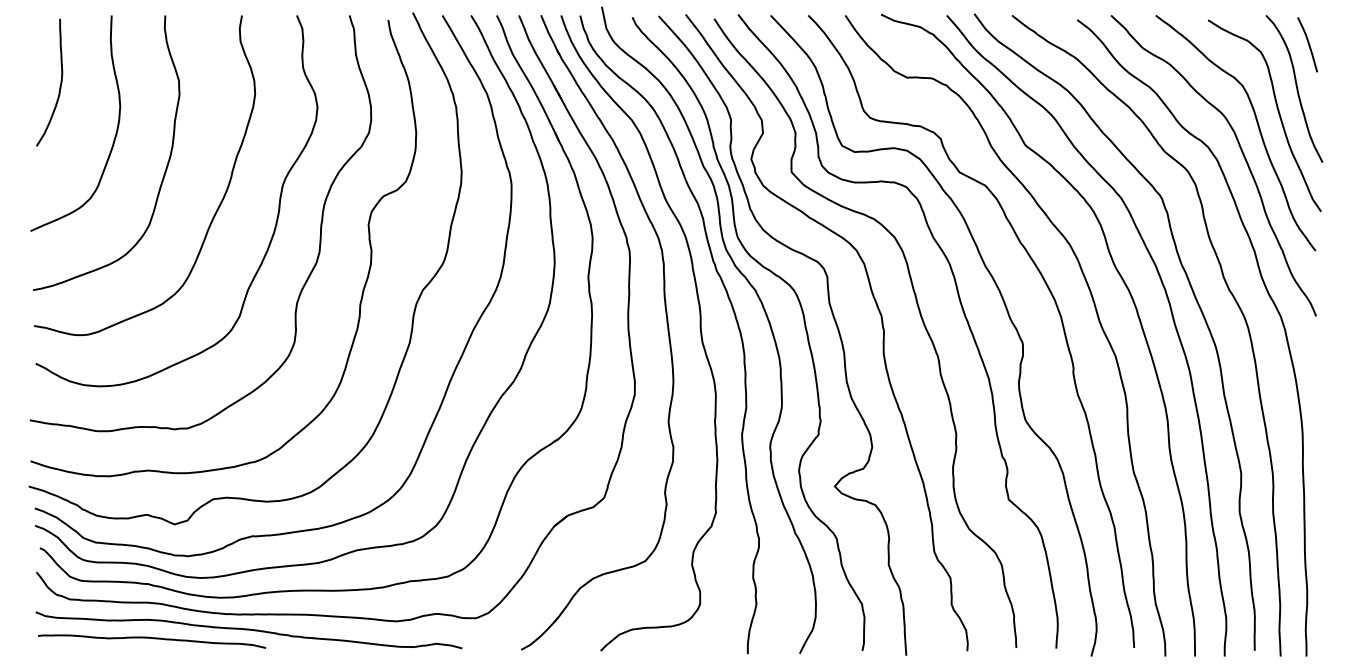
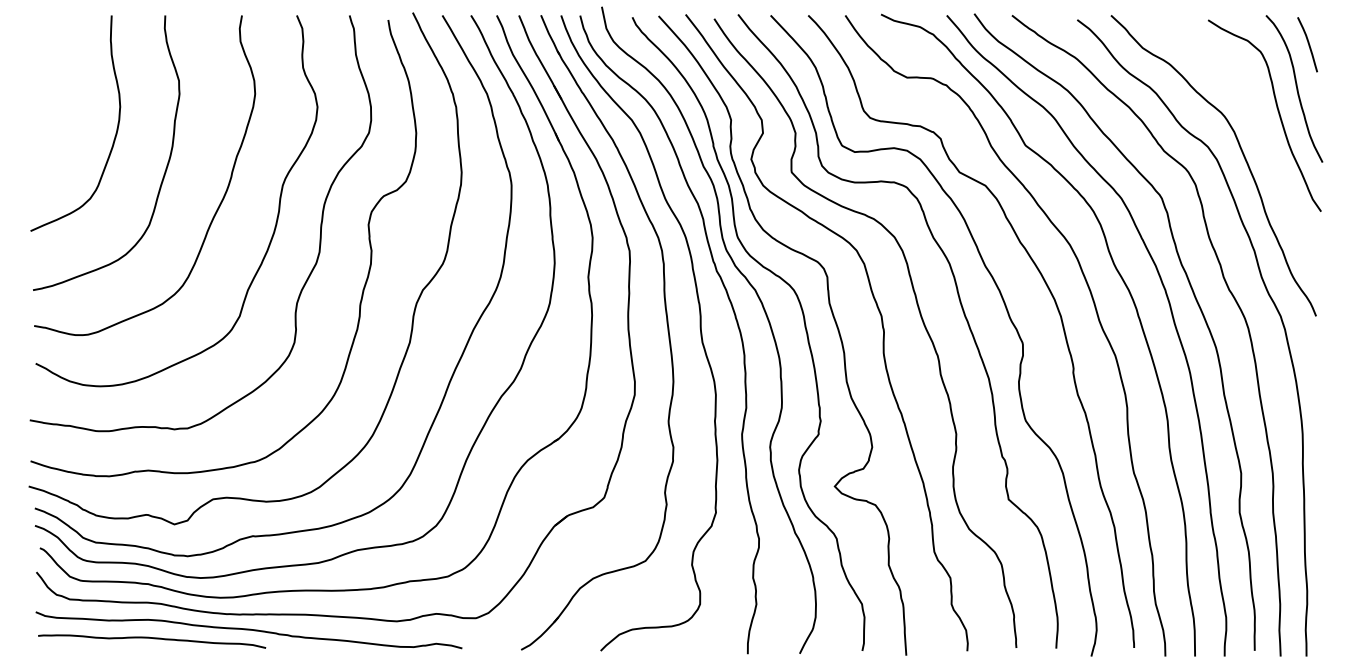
curve: present -> none (59, 86)
curve: present -> none (1257, 126)
